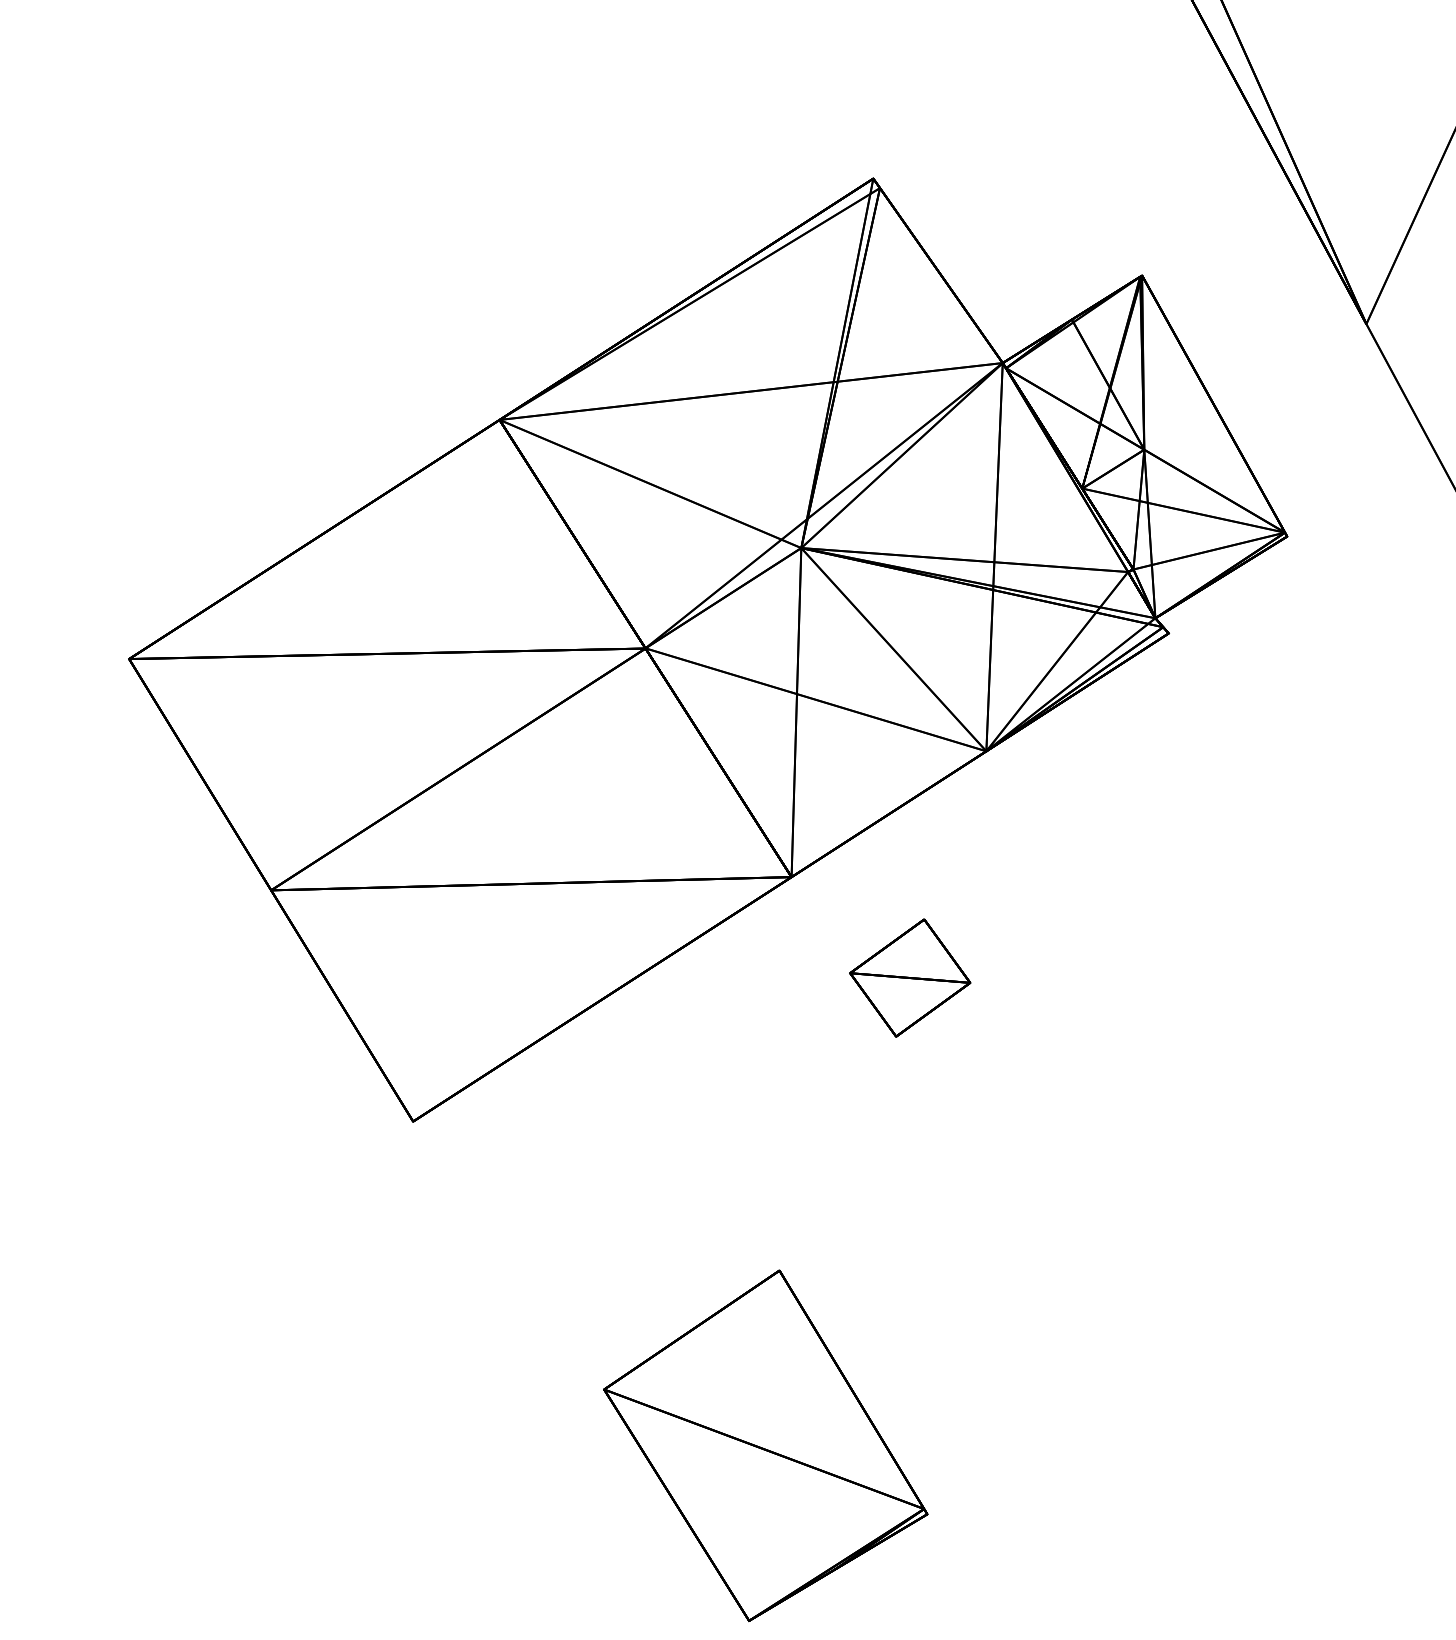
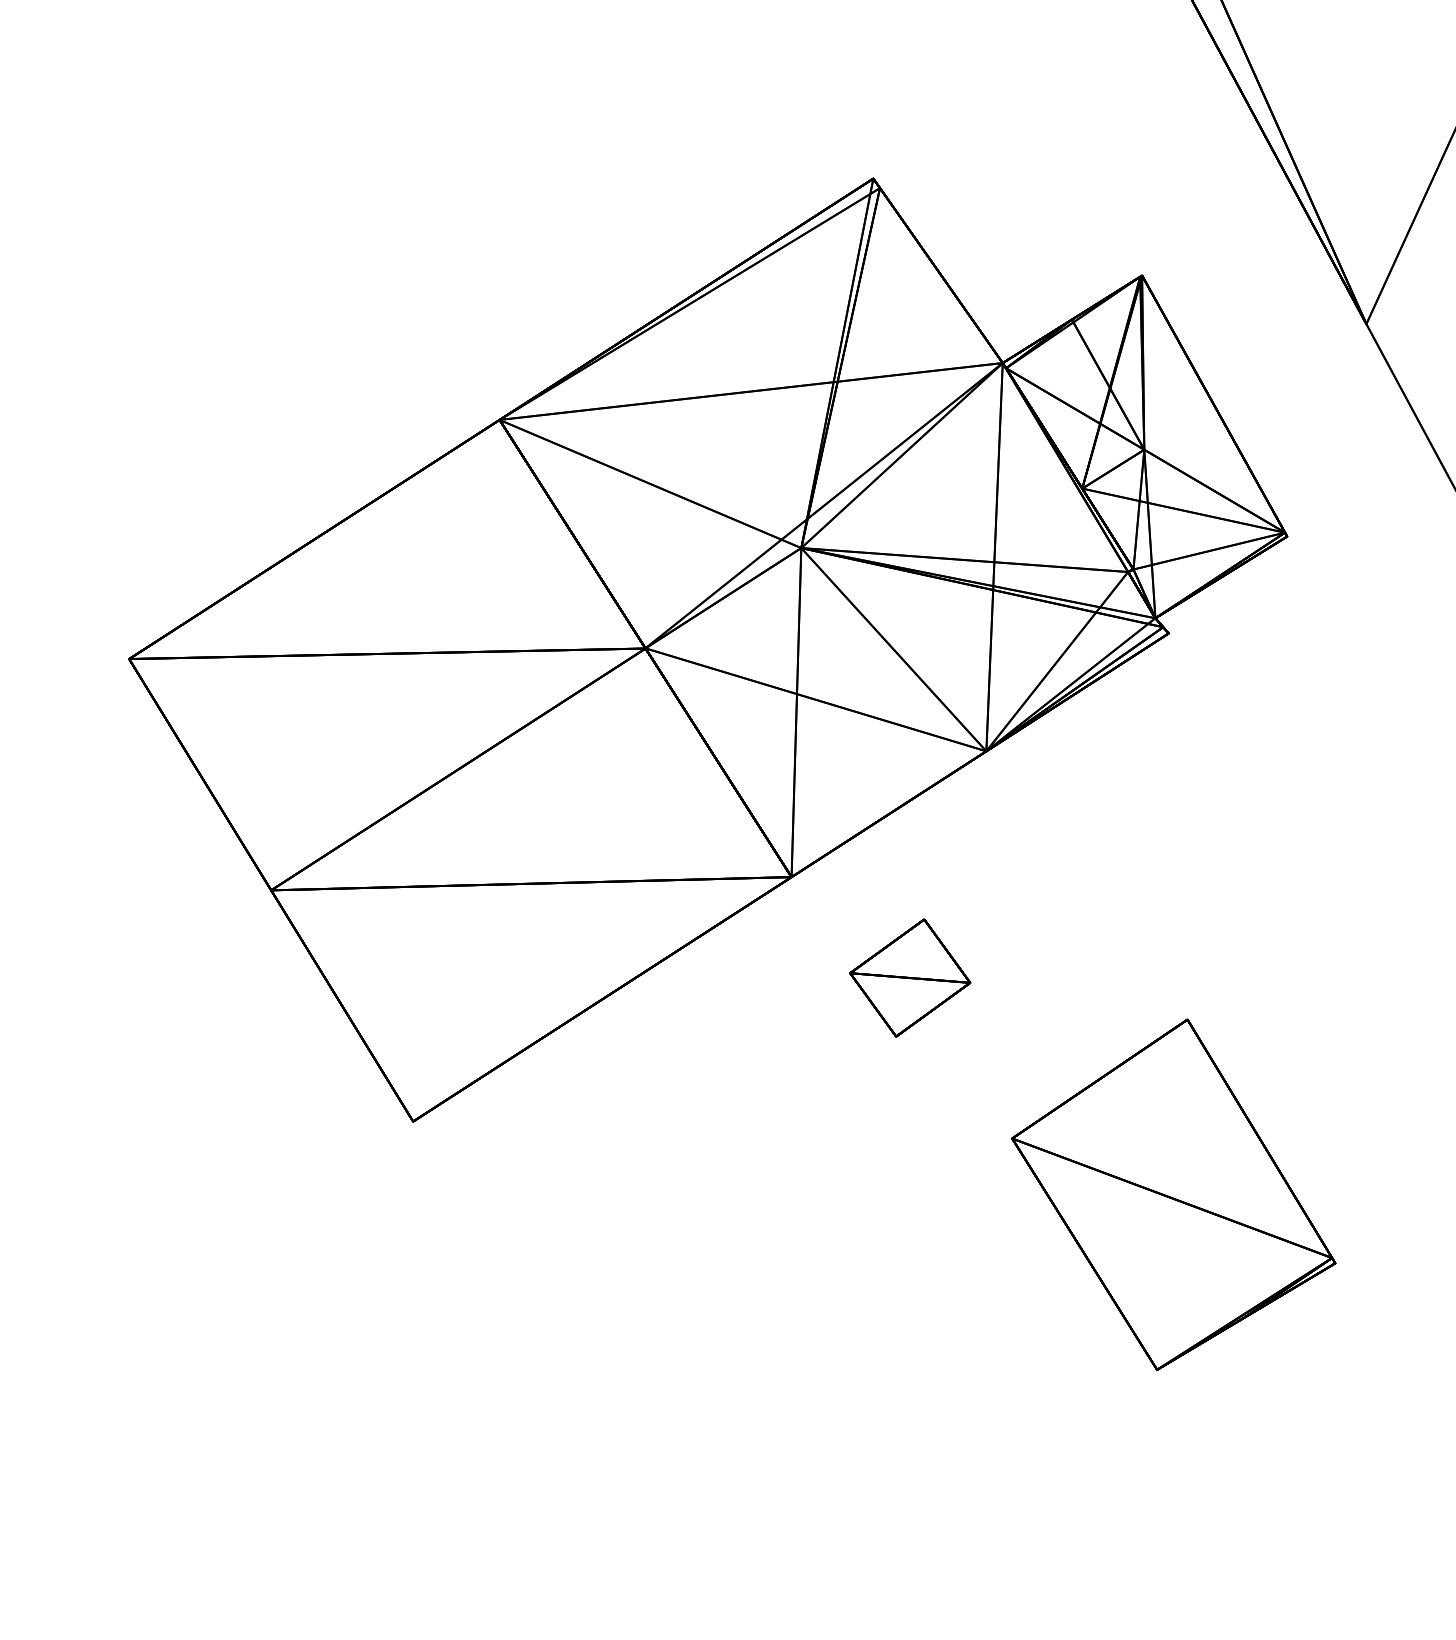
part position: (765, 1445) -> (1173, 1194) (1173, 1194)
